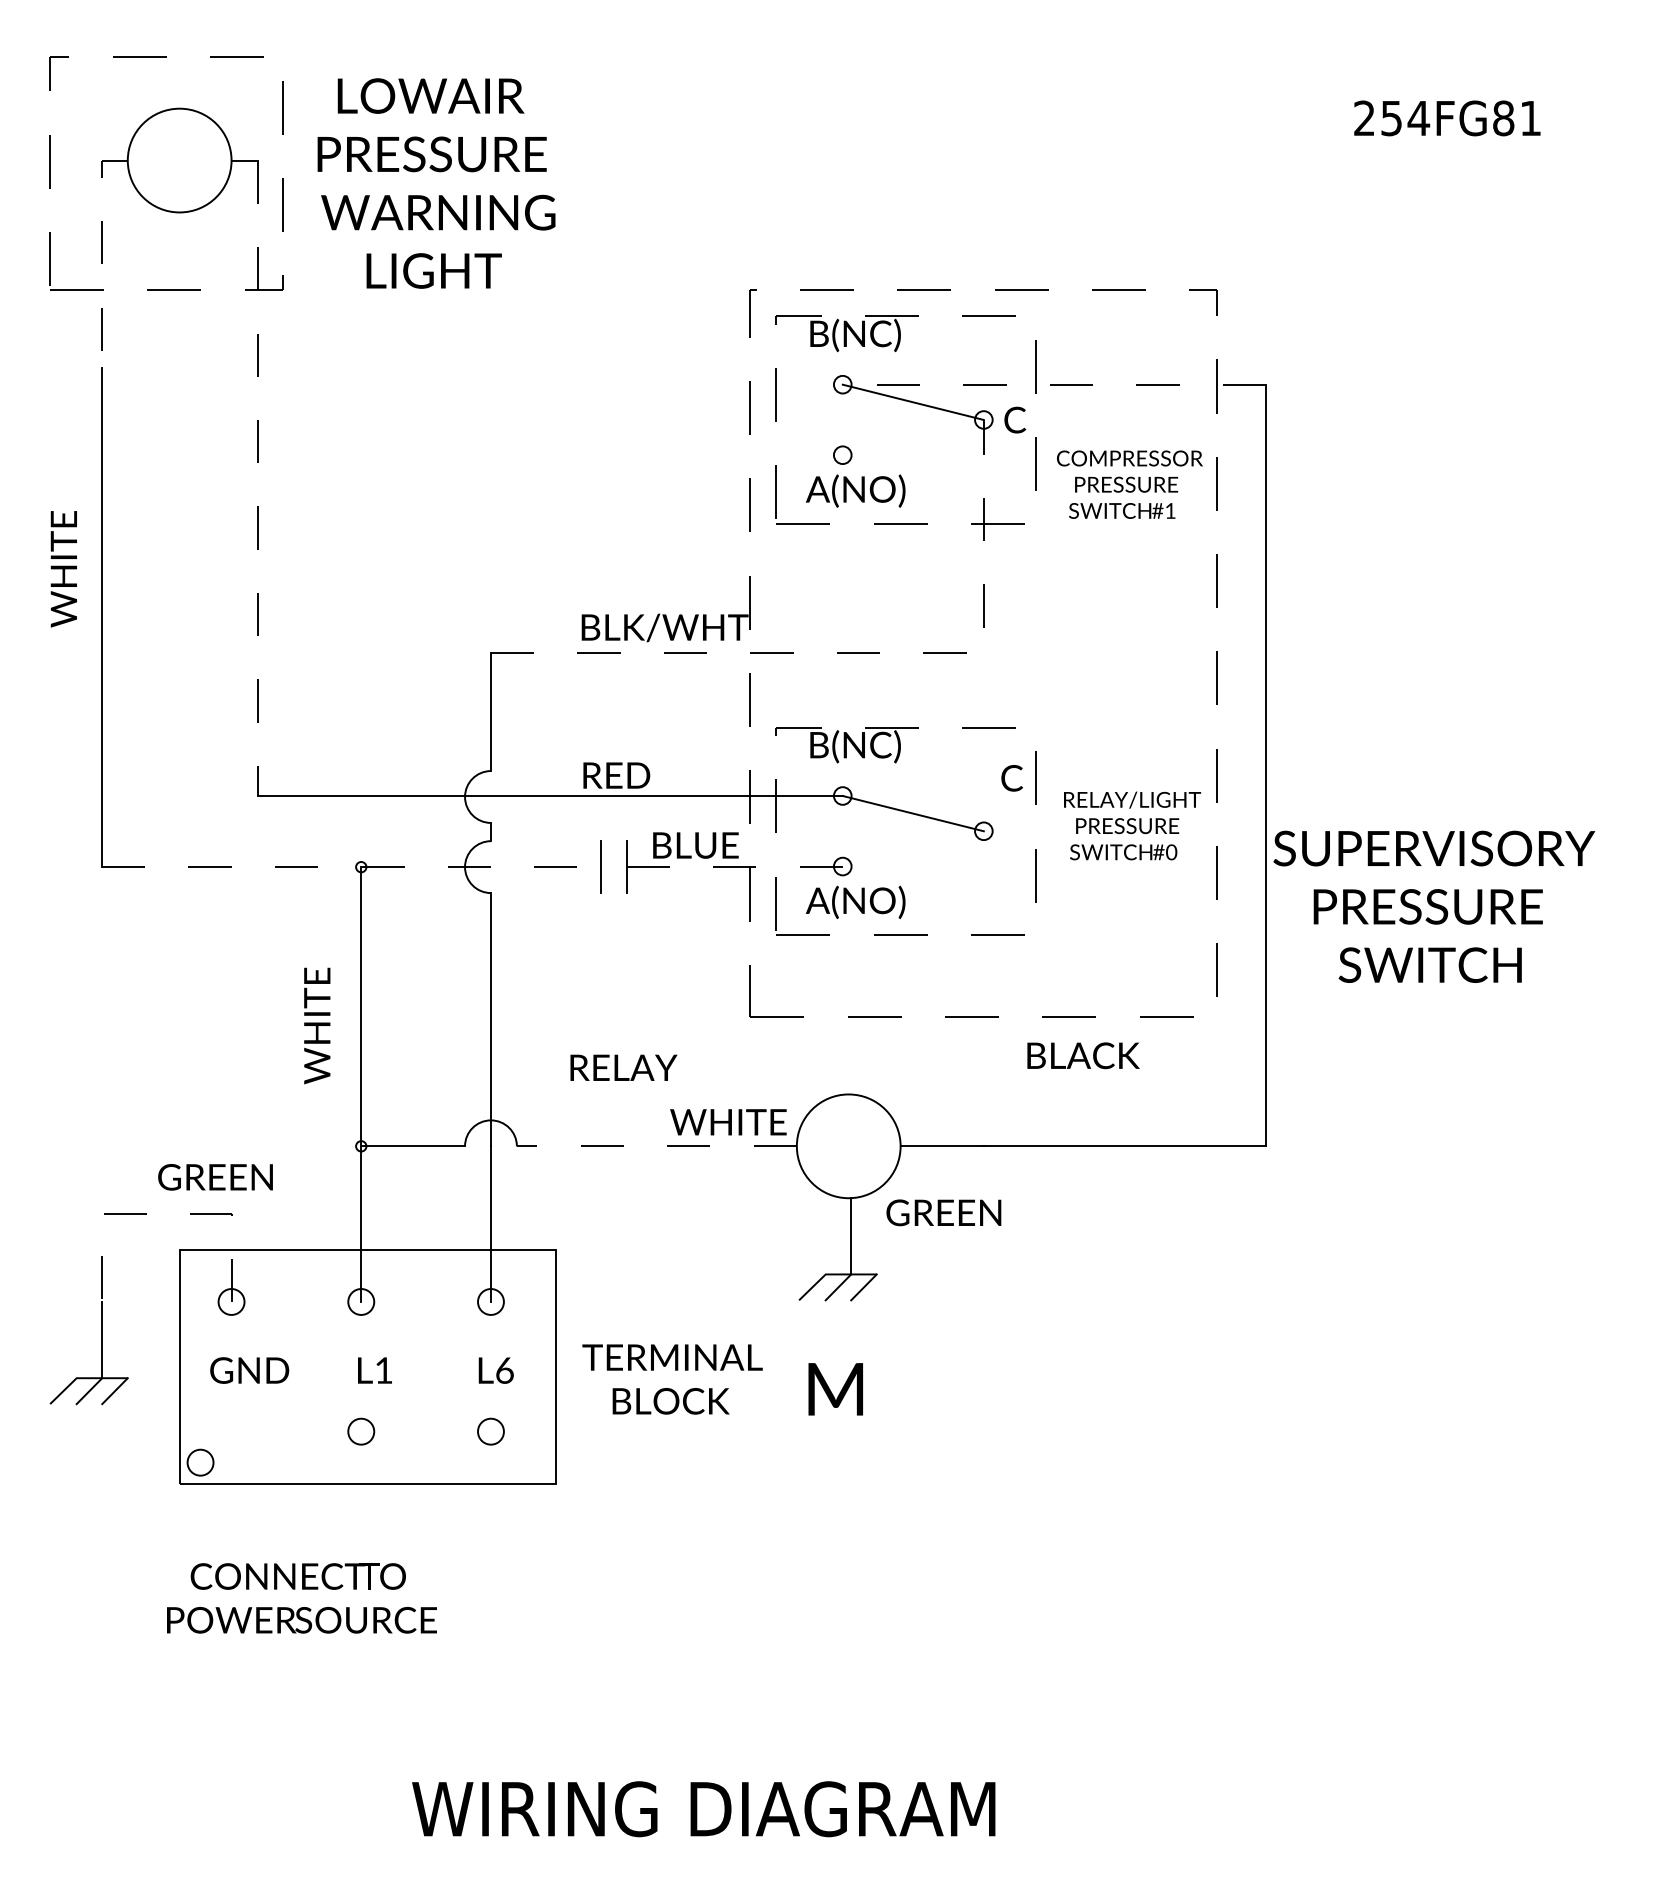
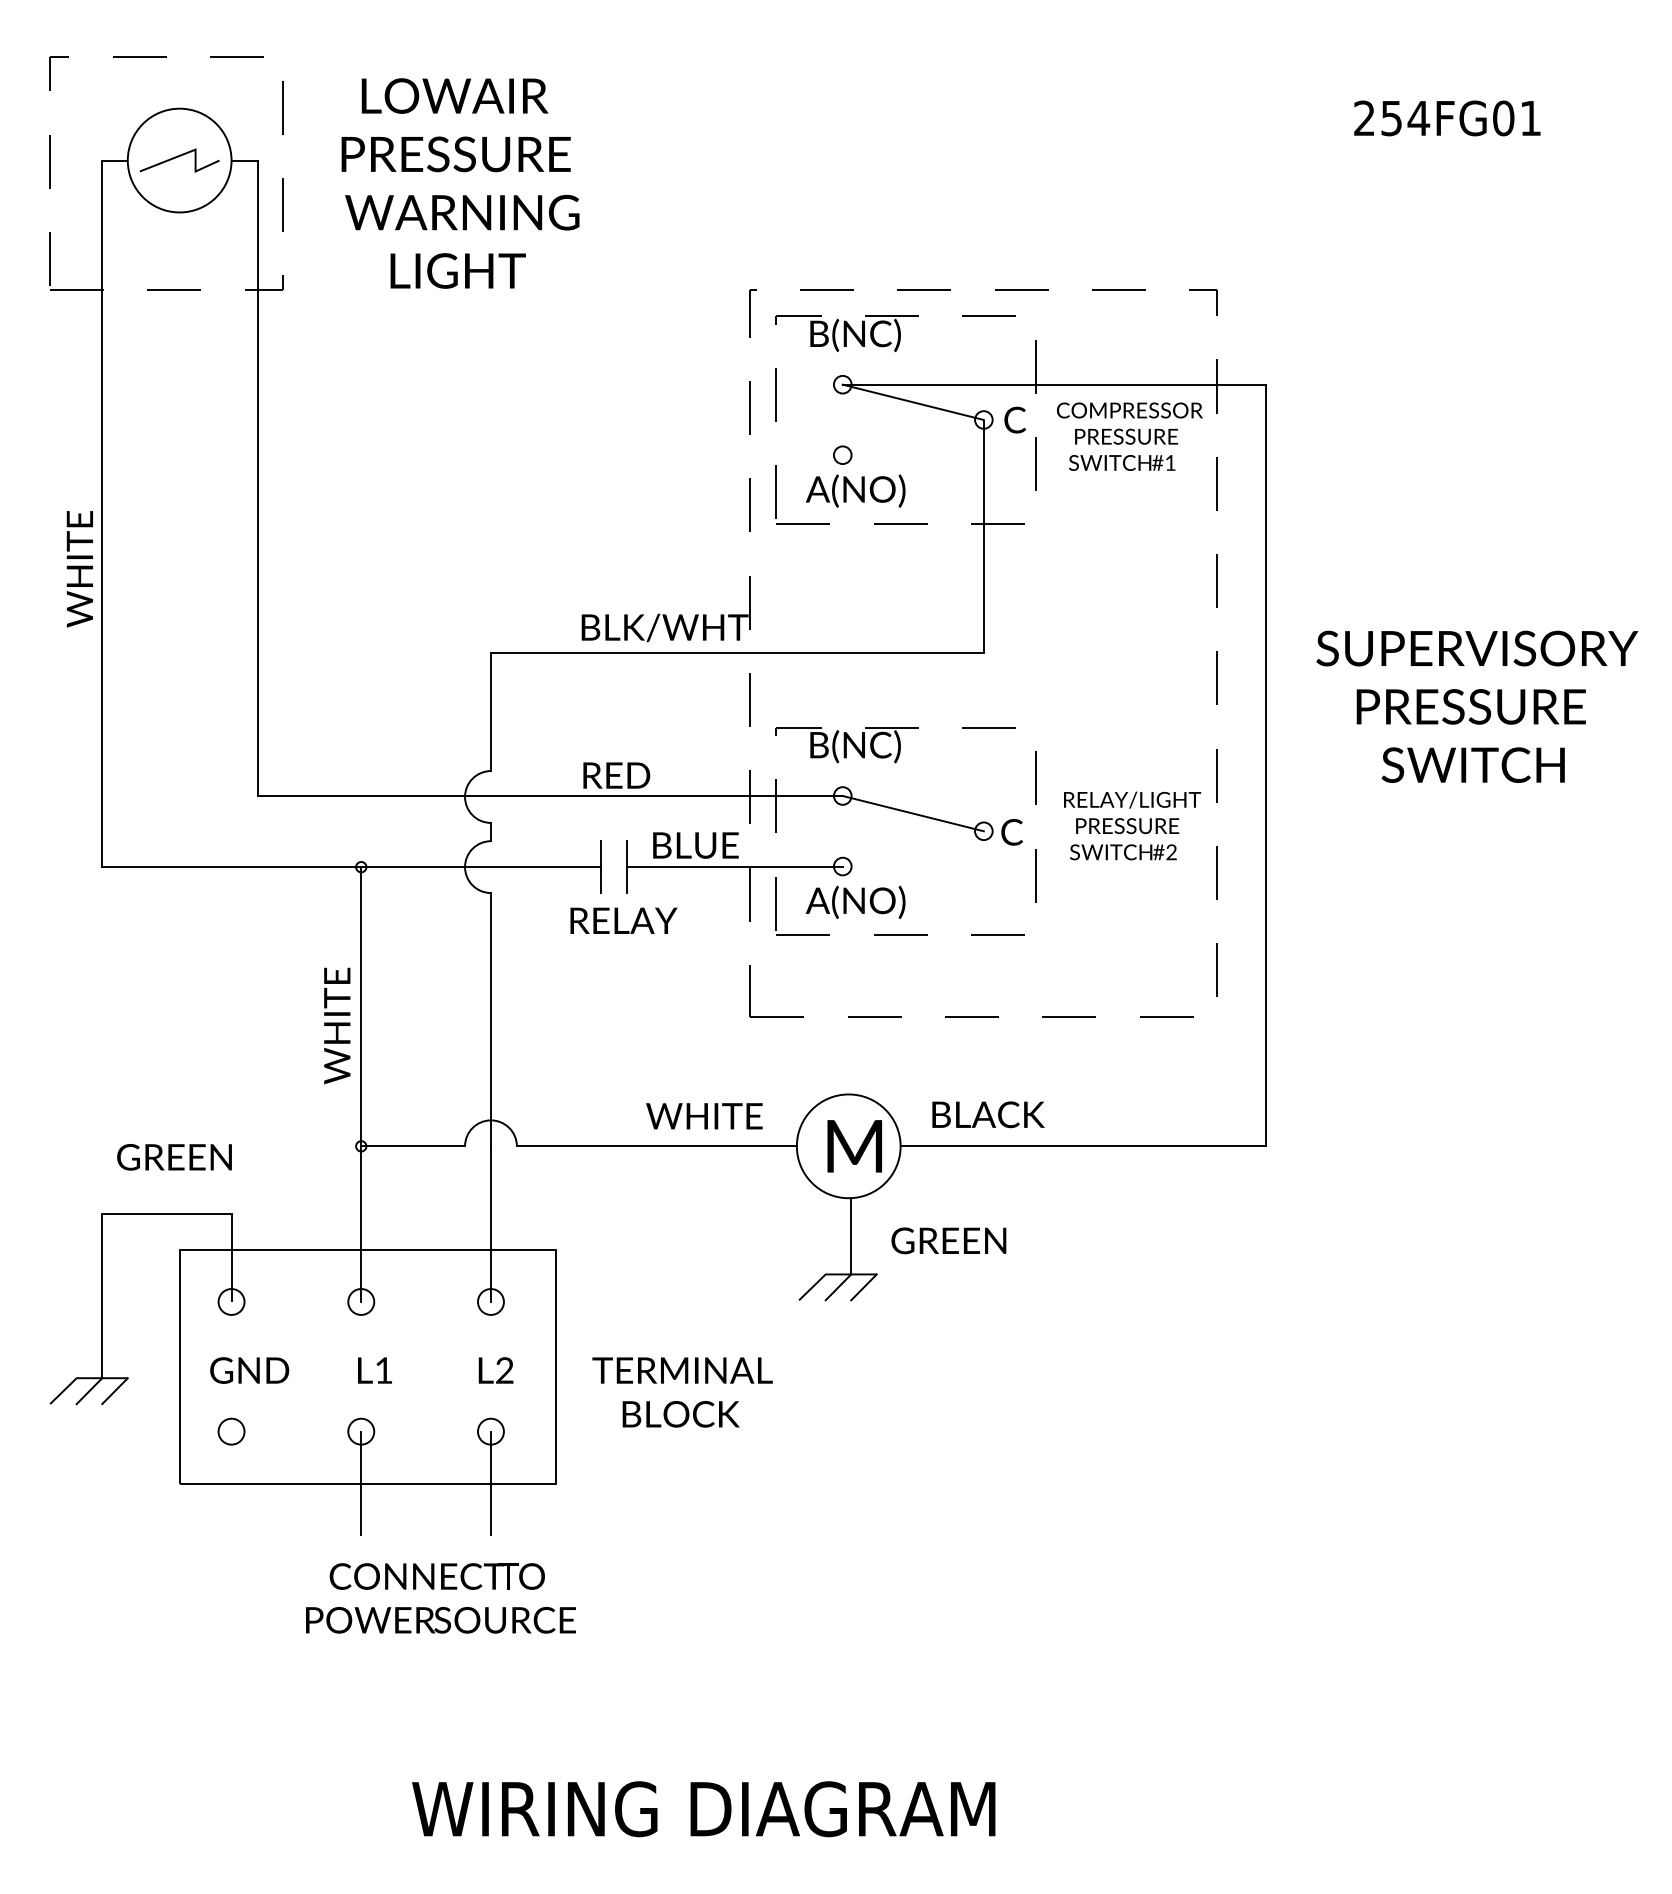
text: 254FG81 -> 254FG01 (1503, 118)
line: none -> present (178, 157)
text position: (436, 183) -> (460, 183) (460, 183)
line: dashed -> solid (101, 251)
line: dashed -> solid (1054, 384)
line: dashed -> solid (257, 478)
text position: (1129, 484) -> (1129, 436) (1129, 436)
text position: (63, 569) -> (79, 569) (79, 569)
line: dashed -> solid (854, 653)
text position: (1011, 778) -> (1011, 832) (1011, 832)
text: #0 -> #2 (1171, 852)
line: dashed -> solid (351, 866)
line: dashed -> solid (734, 866)
text position: (1434, 906) -> (1477, 706) (1477, 706)
text position: (317, 1025) -> (337, 1025) (337, 1025)
text position: (1083, 1055) -> (988, 1114) (988, 1114)
text position: (623, 1067) -> (623, 920) (623, 920)
text position: (728, 1122) -> (704, 1116) (704, 1116)
line: dashed -> solid (656, 1146)
text position: (215, 1177) -> (174, 1157) (174, 1157)
text position: (943, 1212) -> (948, 1240) (948, 1240)
line: dashed -> solid (166, 1213)
text: L6 -> L2 (504, 1370)
text position: (672, 1379) -> (682, 1392) (682, 1392)
text position: (835, 1389) -> (854, 1146) (854, 1146)
part position: (200, 1462) -> (231, 1431) (231, 1431)
line: none -> present (361, 1483)
line: none -> present (490, 1483)
text position: (301, 1598) -> (440, 1598) (440, 1598)
